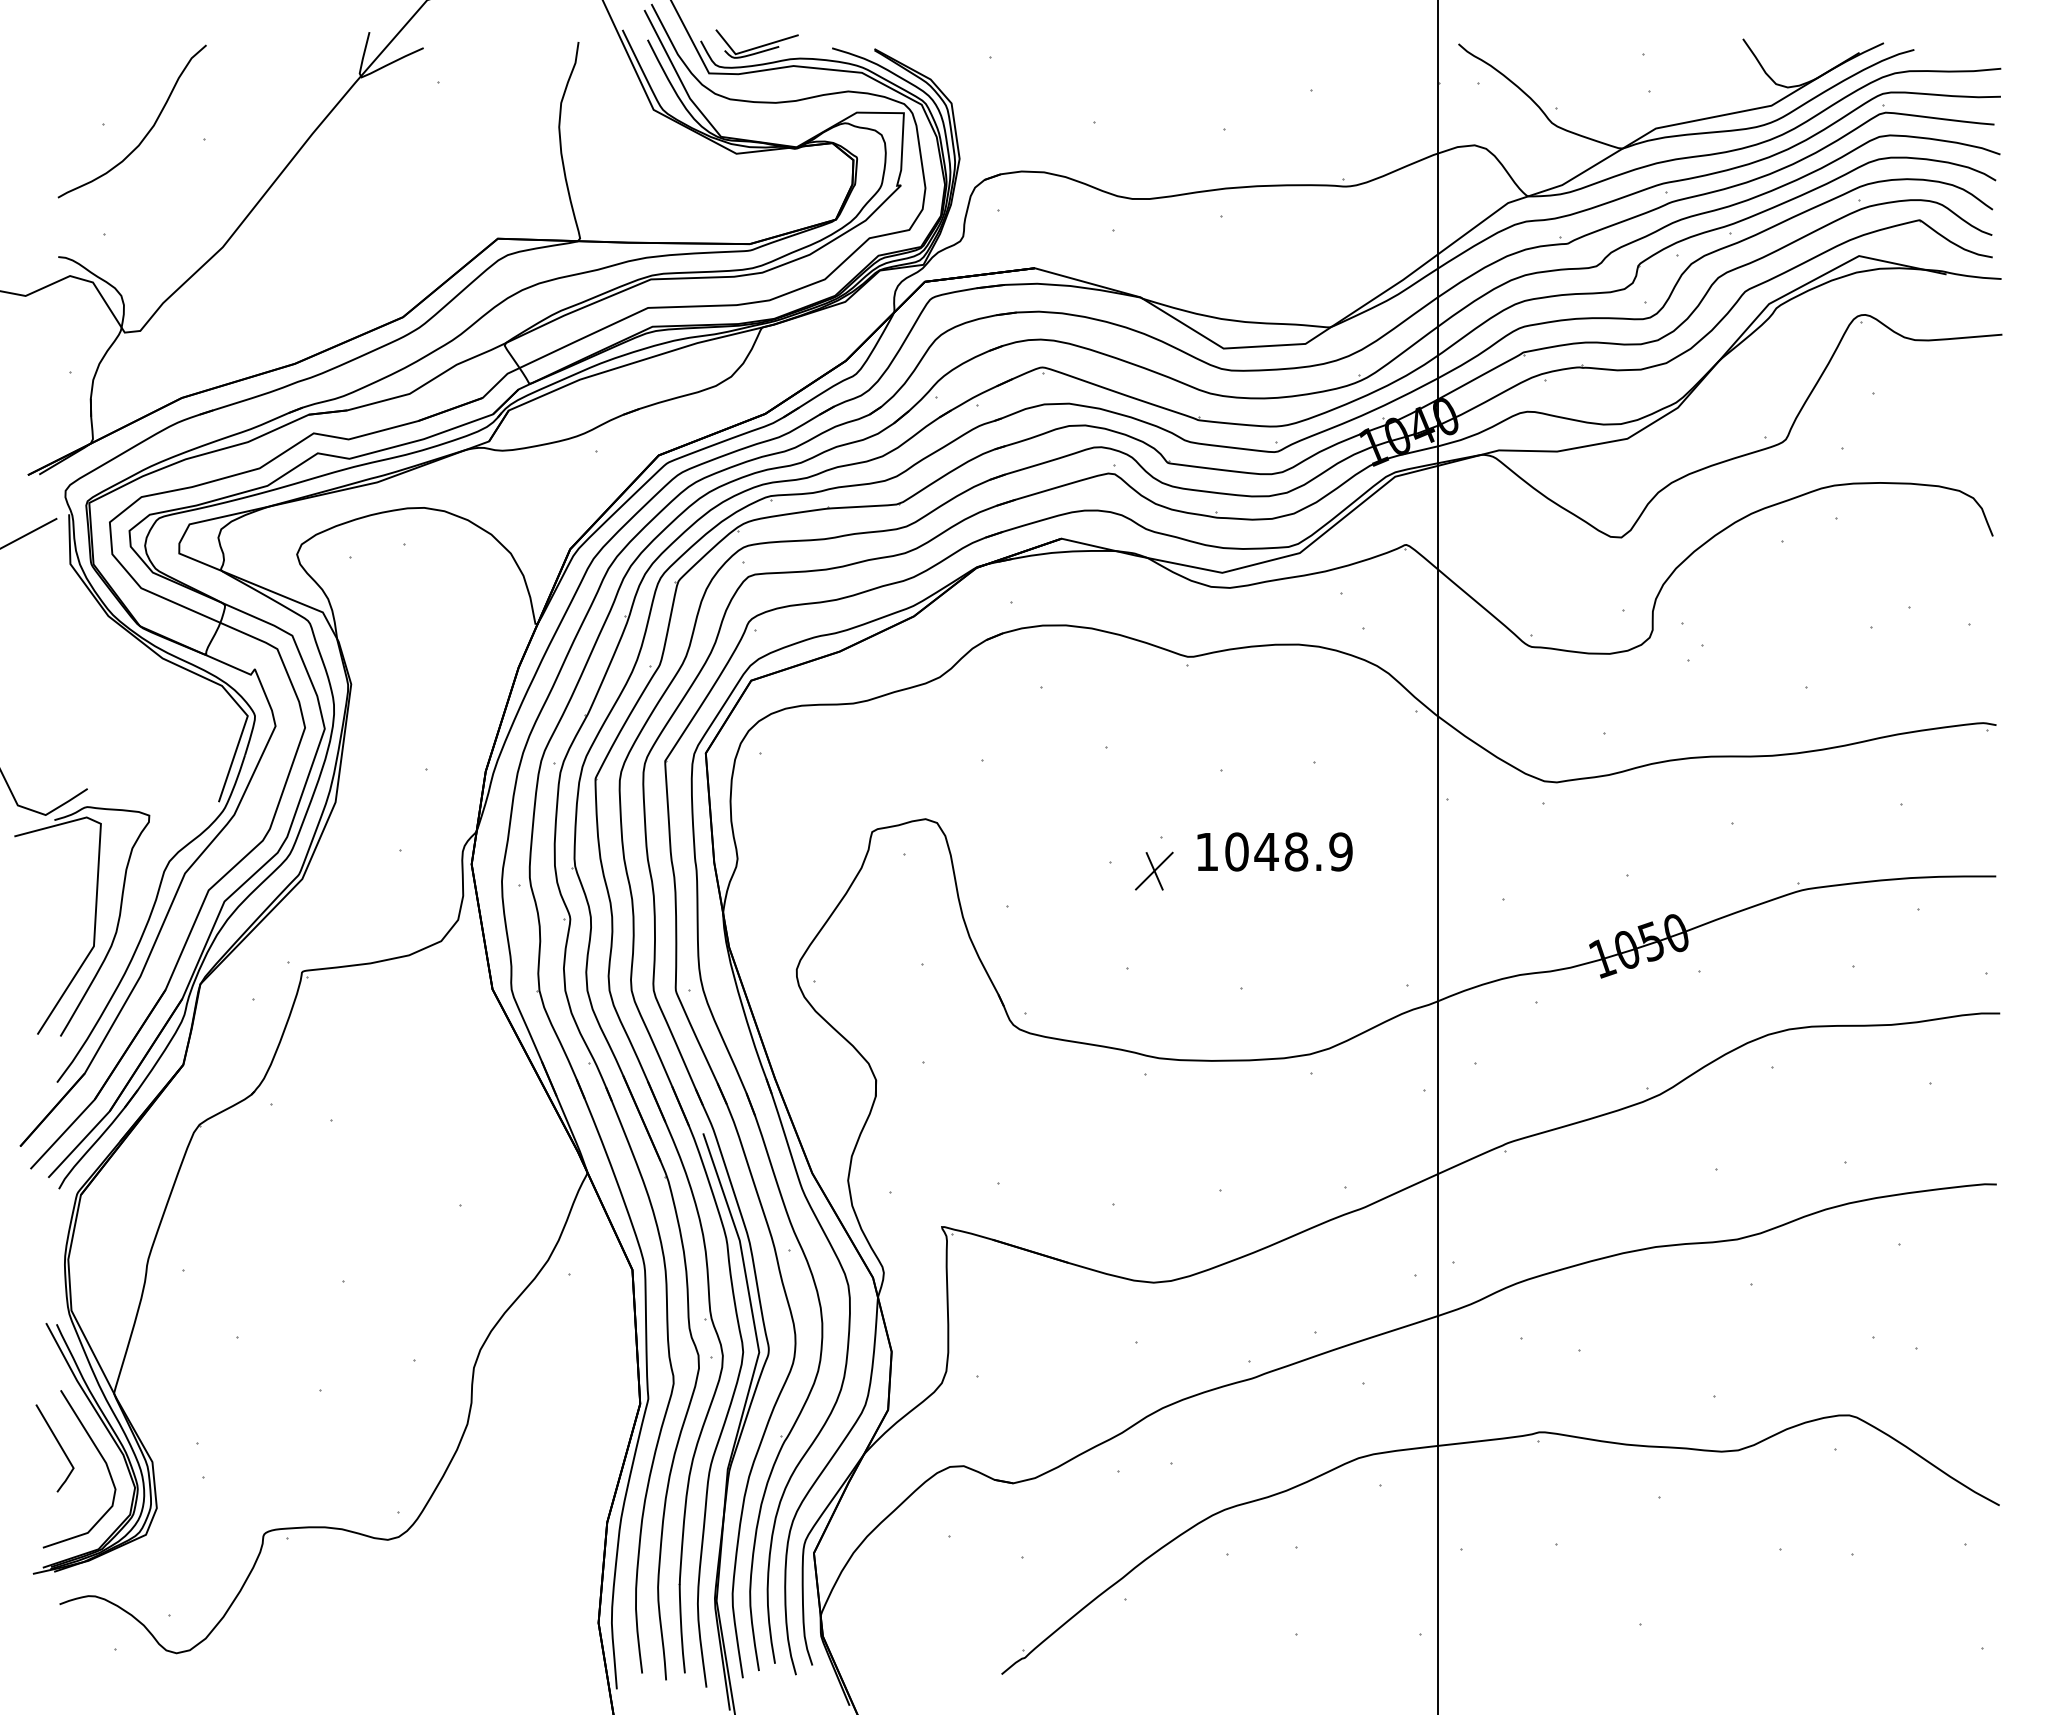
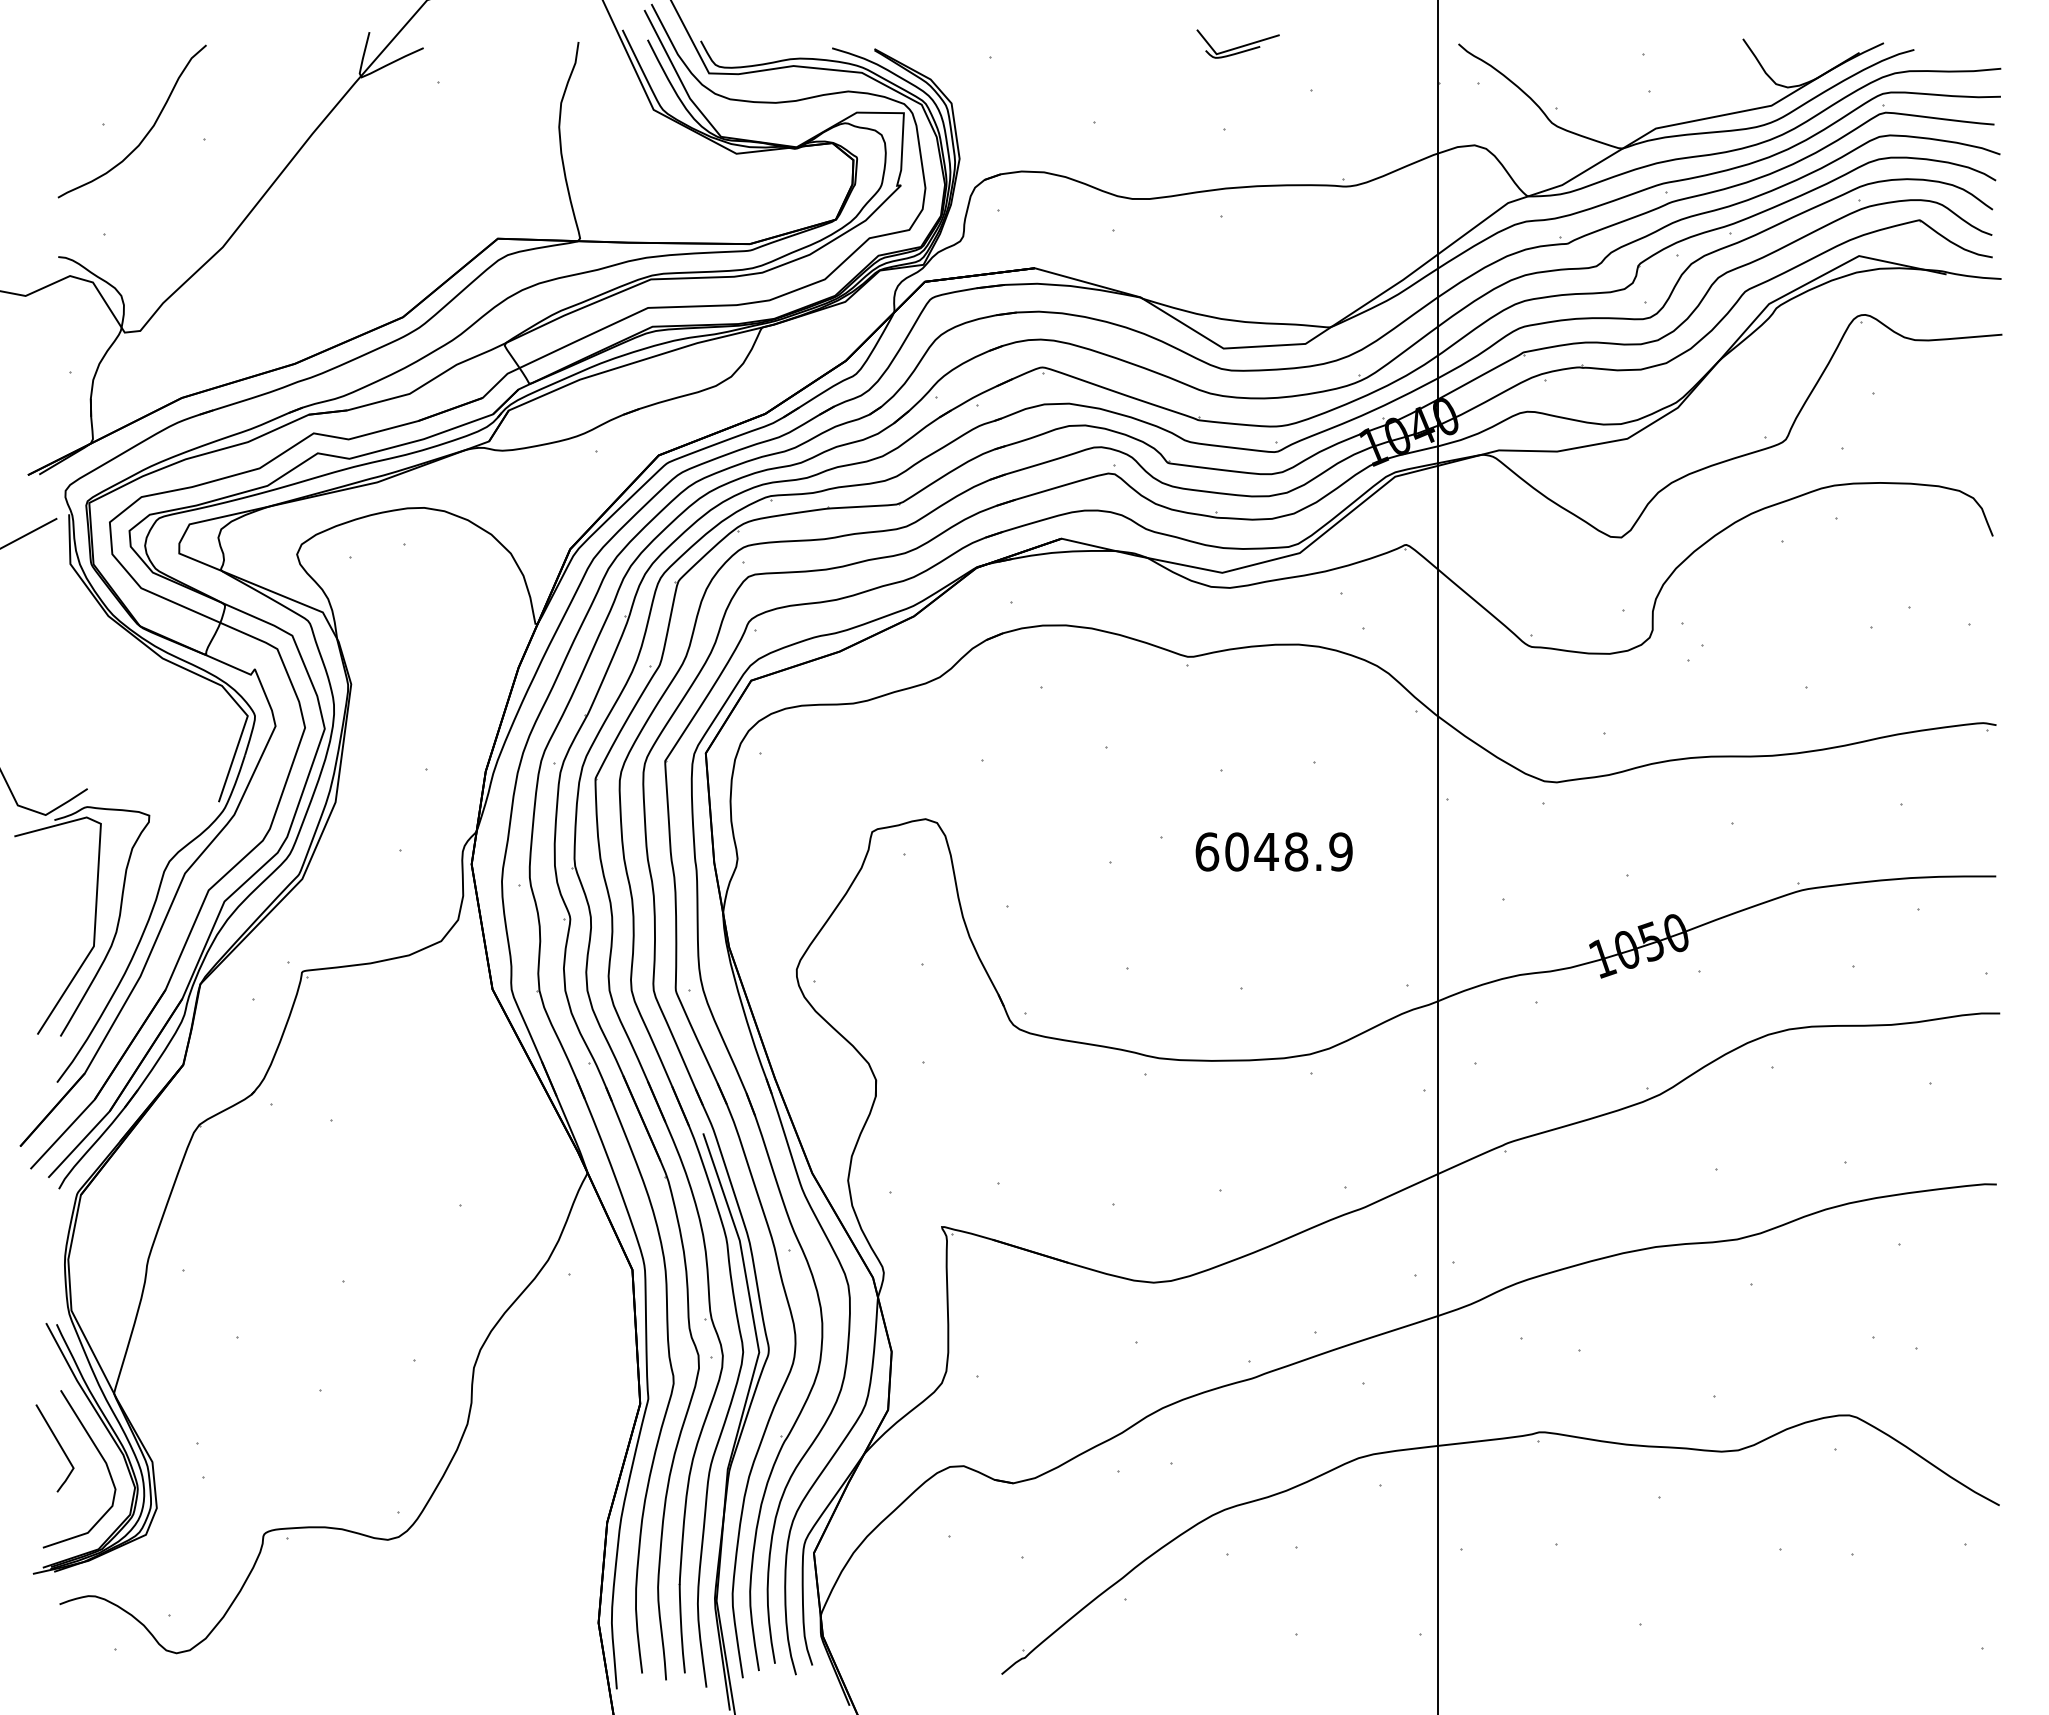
part position: (756, 43) -> (1237, 43) (1237, 43)
text: 1048.9 -> 6048.9 (1207, 851)
part: present -> none (1154, 870)
